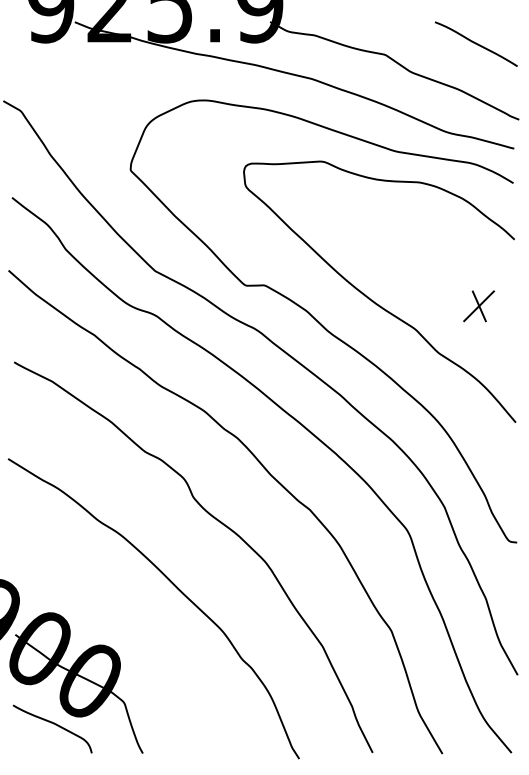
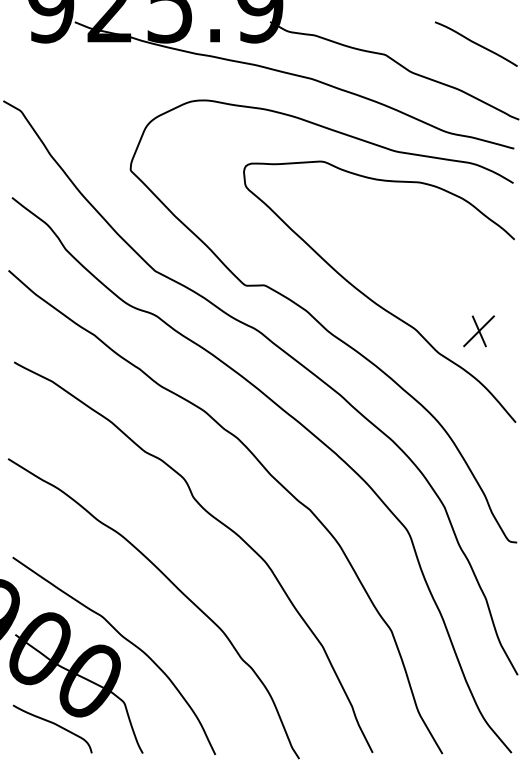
part position: (478, 306) -> (478, 331) (478, 331)
curve: none -> present (124, 639)
